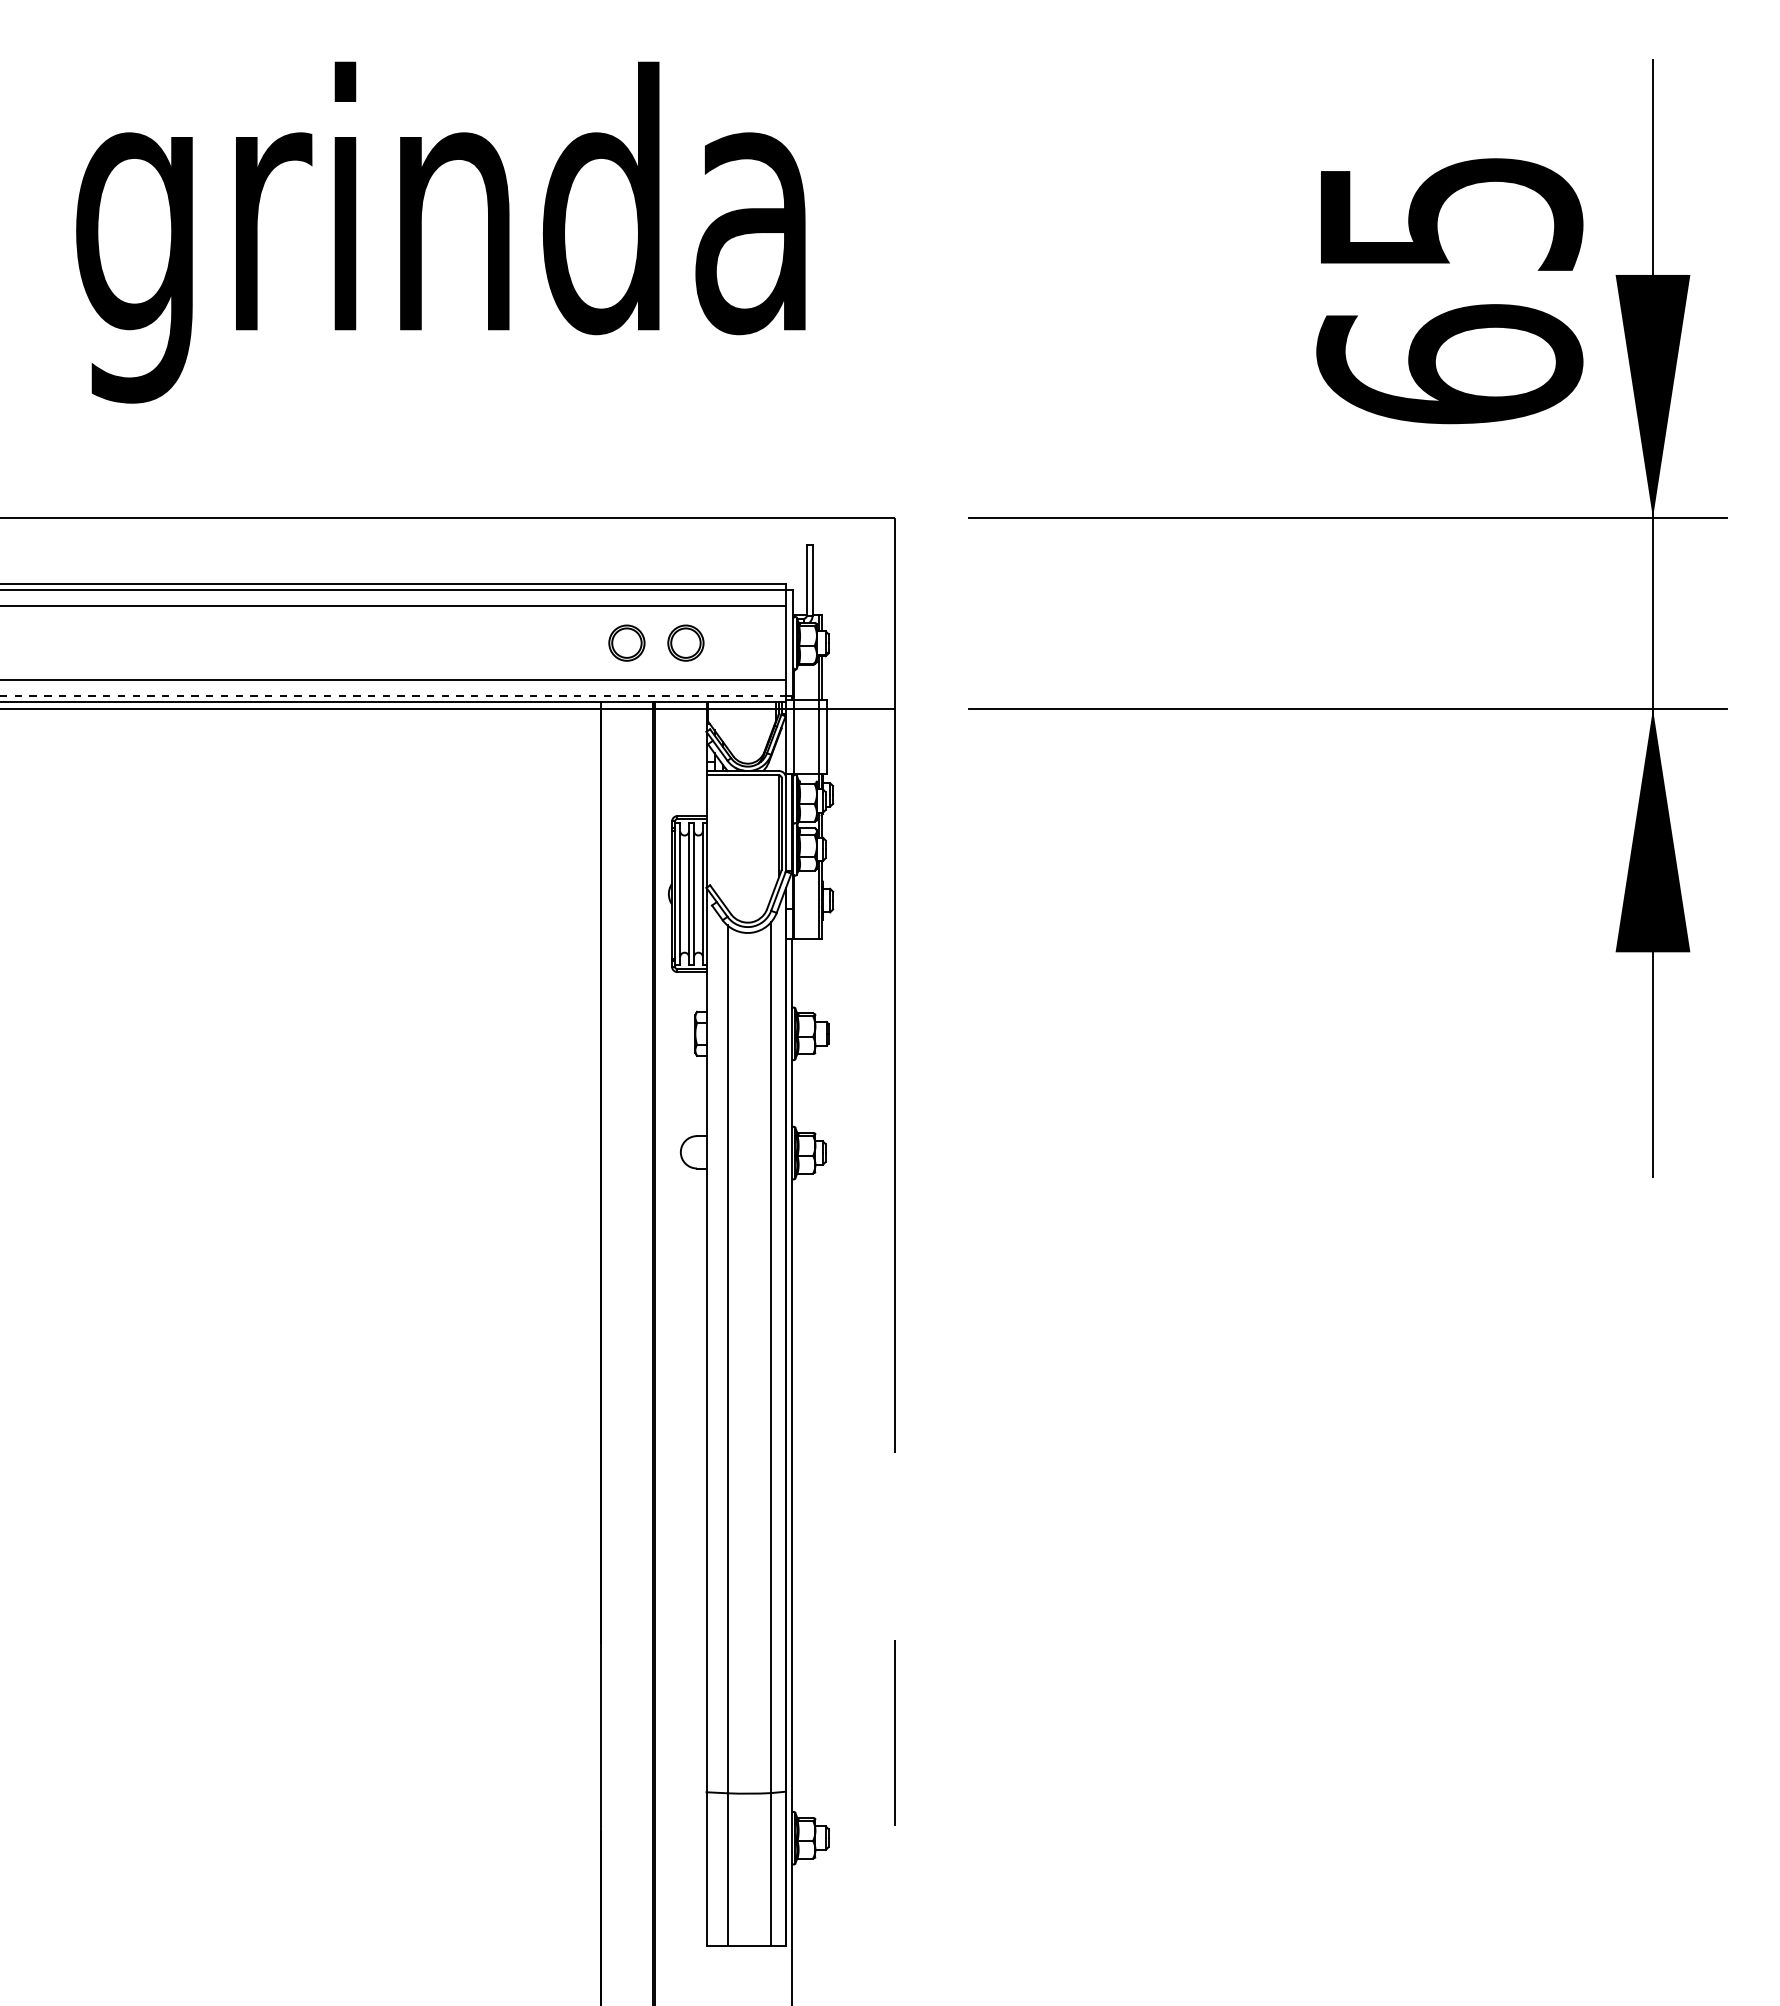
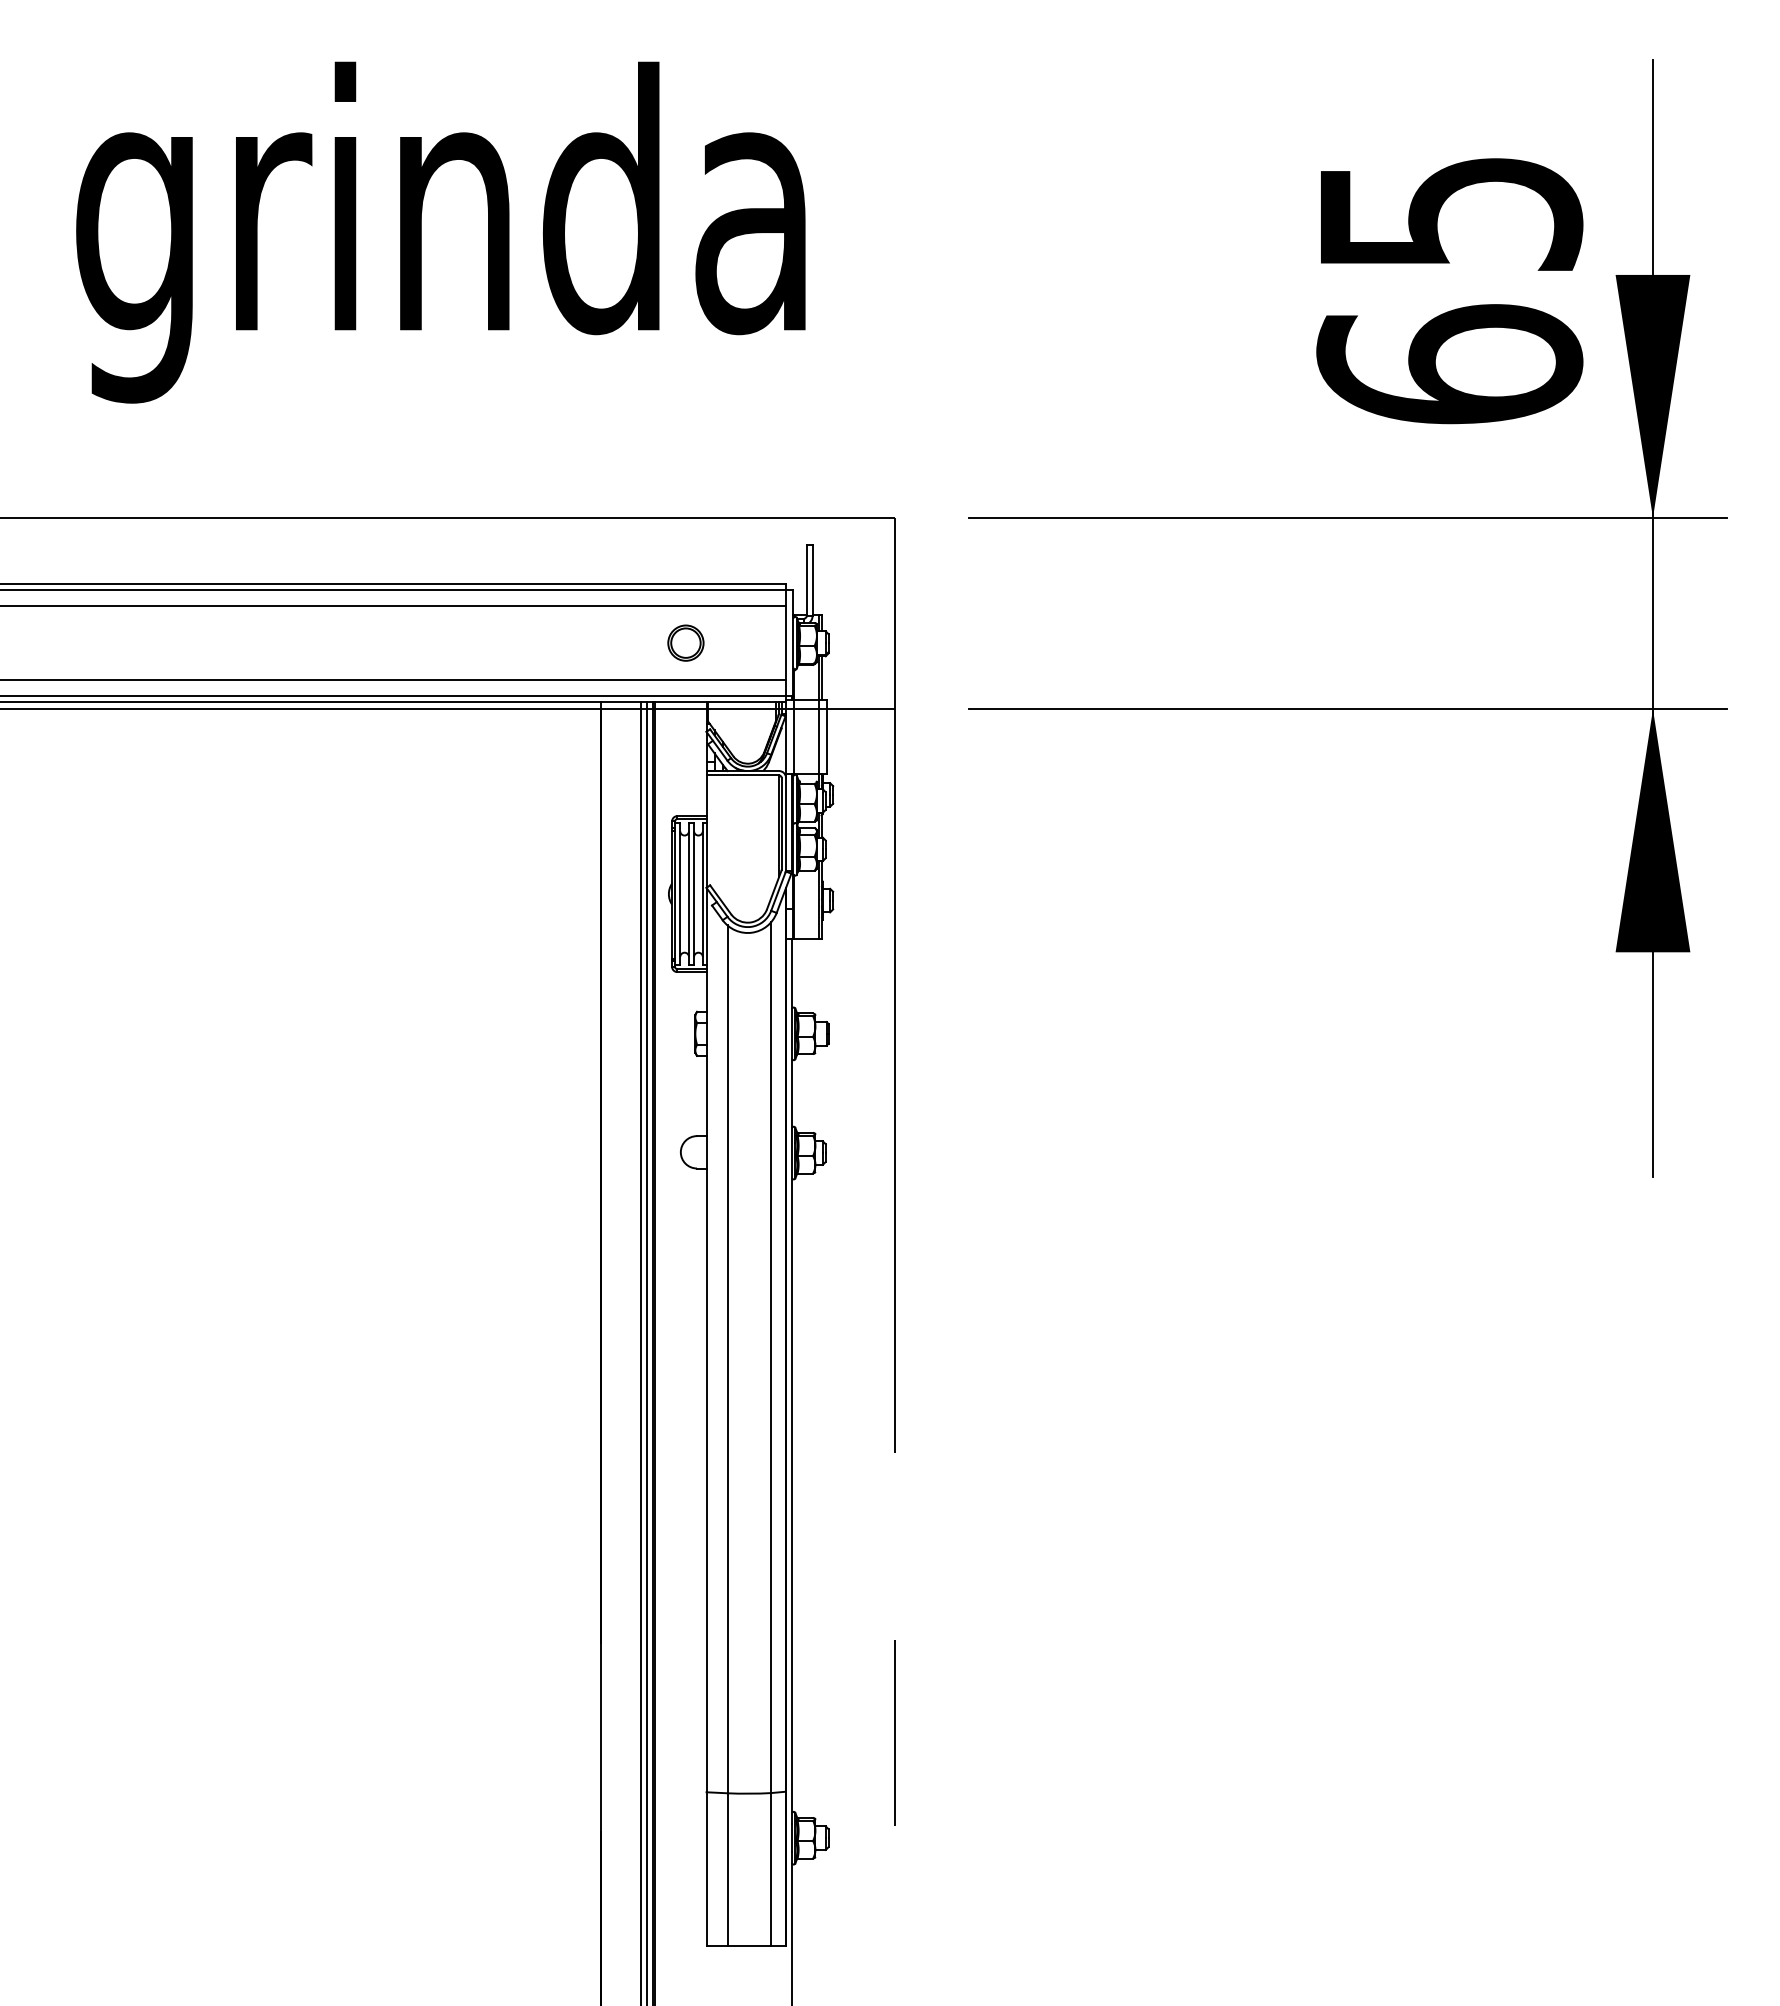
part: present -> none (626, 642)
line: dashed -> solid (393, 696)
line: none -> present (641, 1352)
line: none -> present (647, 1352)
